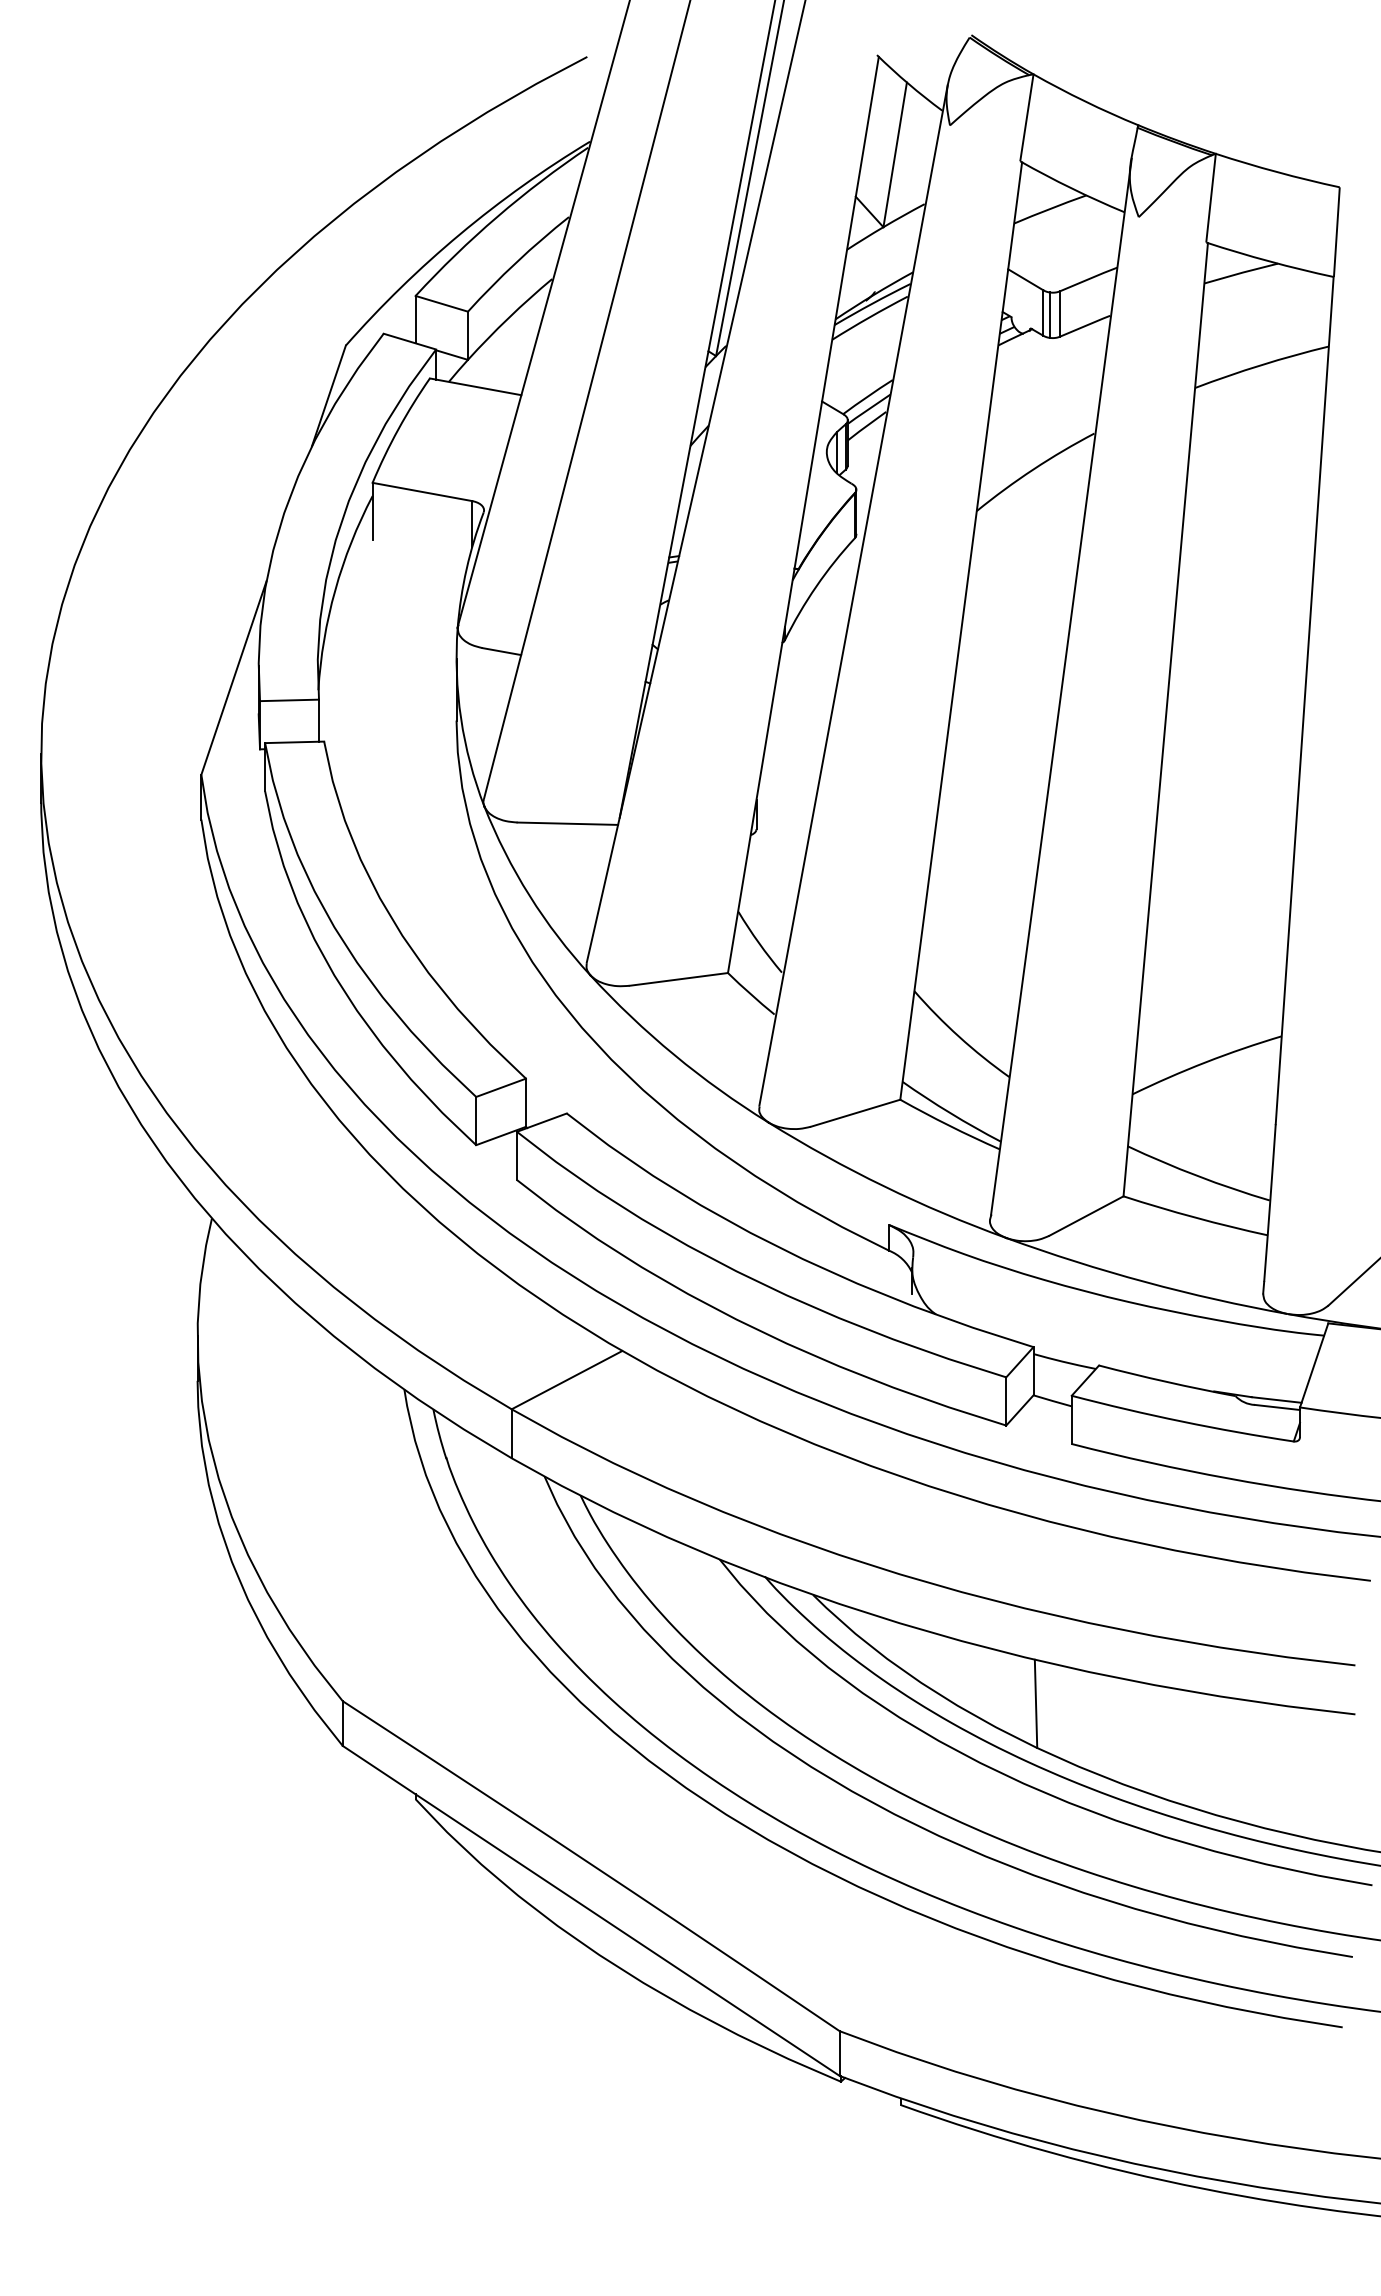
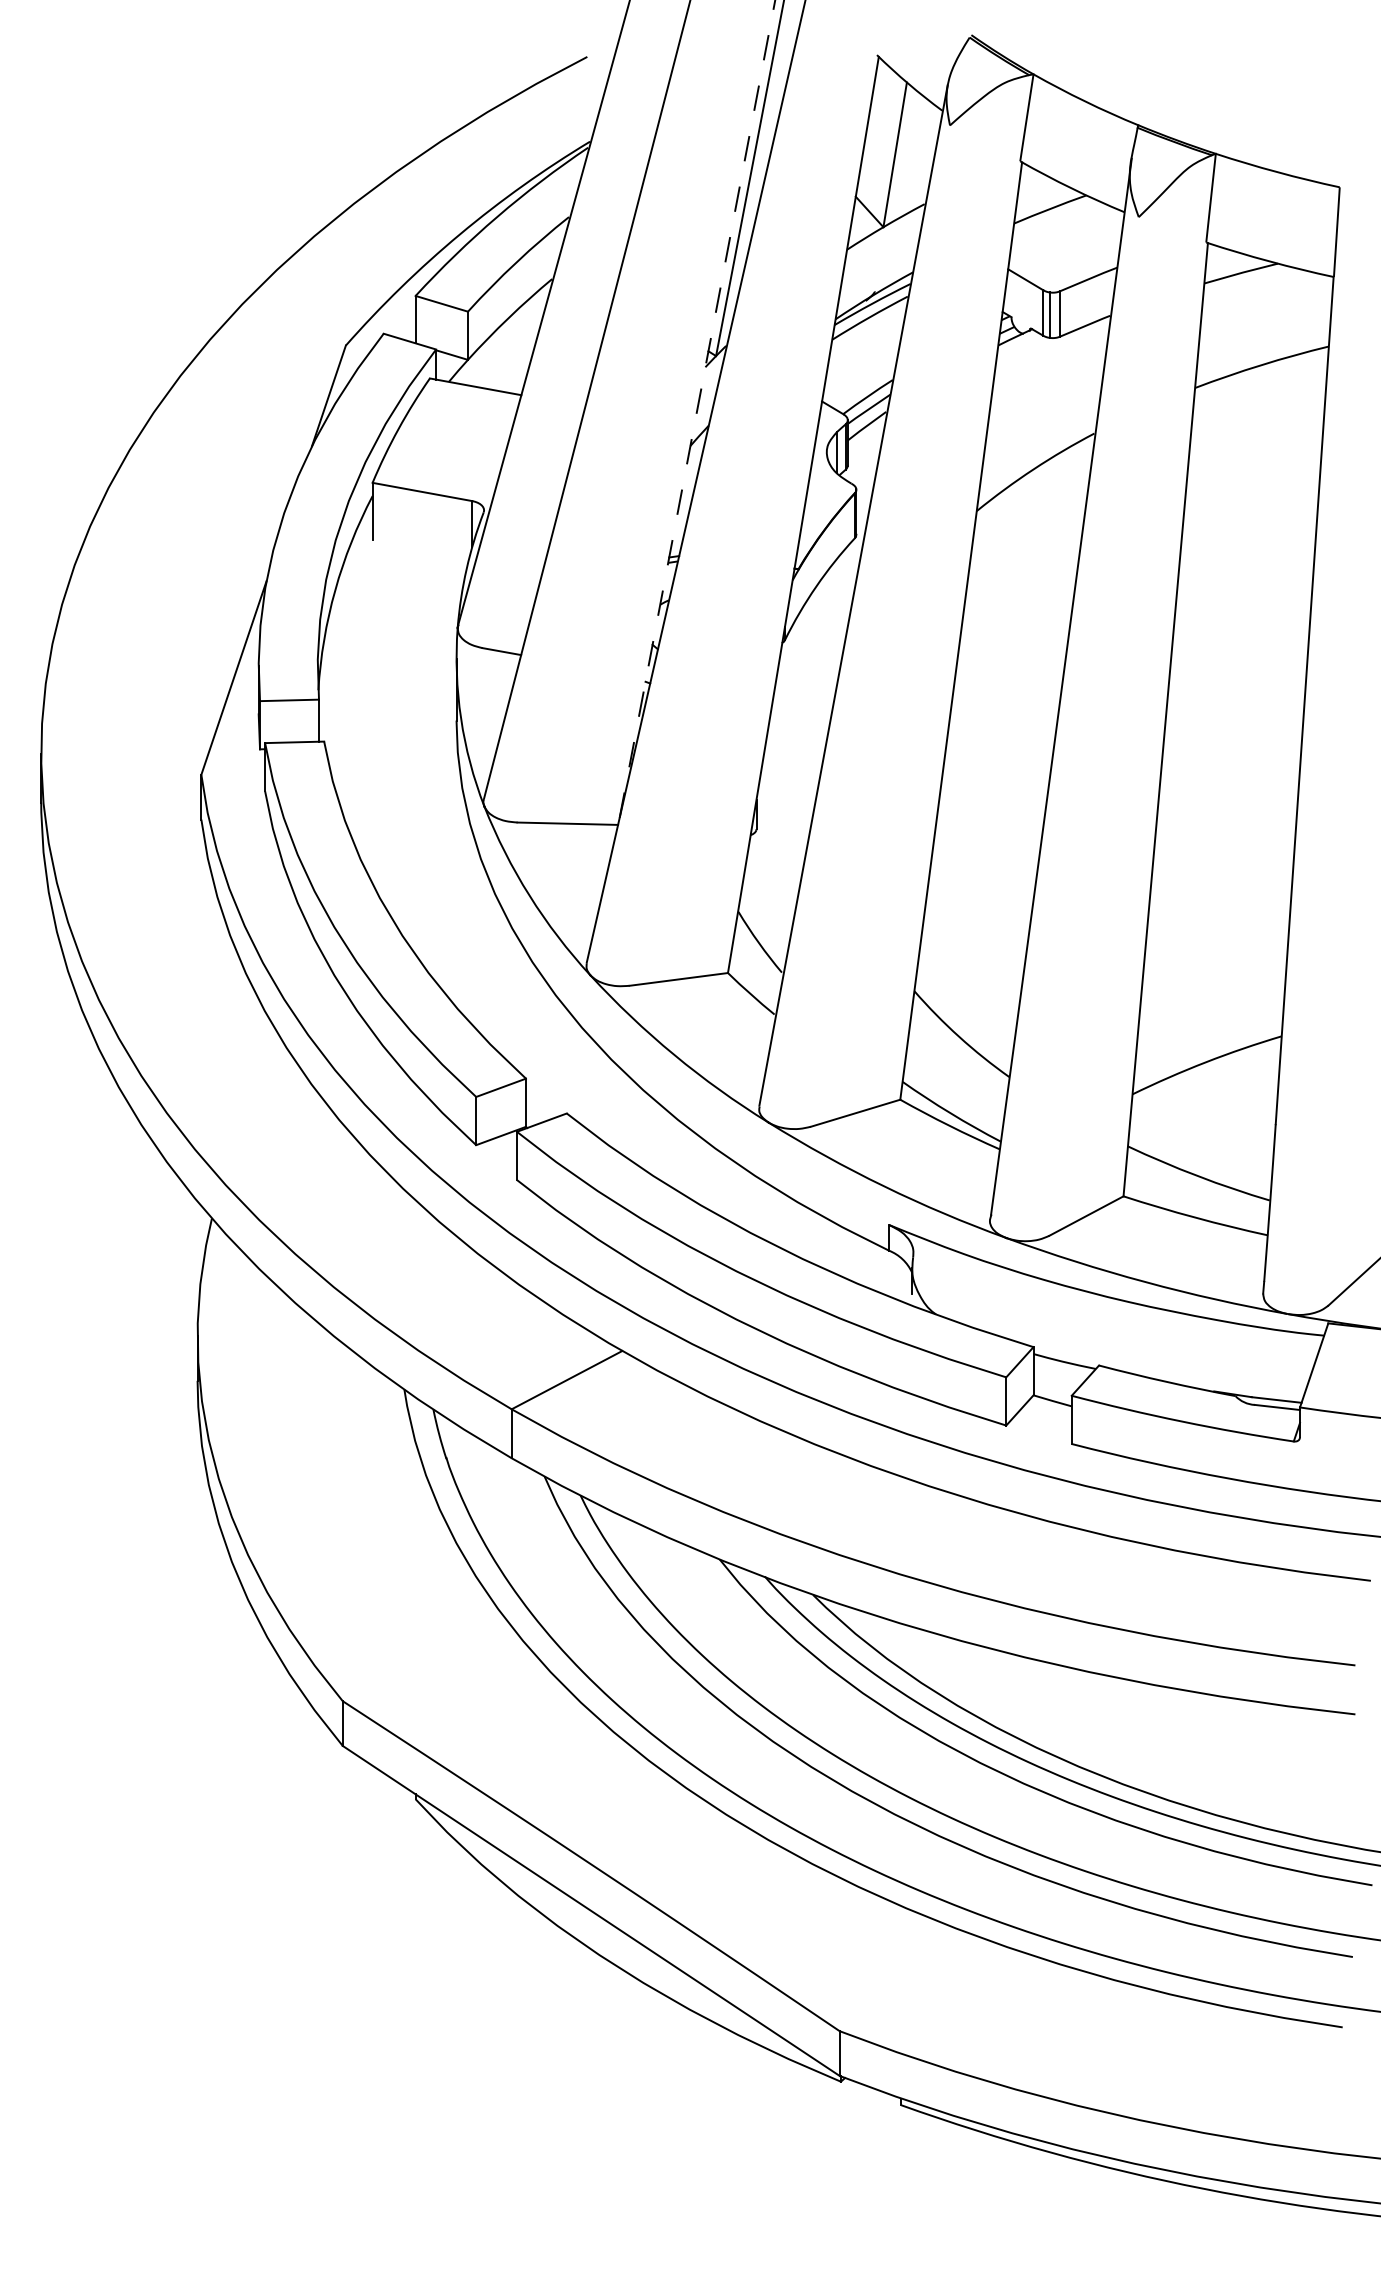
line: solid -> dashed (697, 408)
line: present -> none (1035, 1703)
